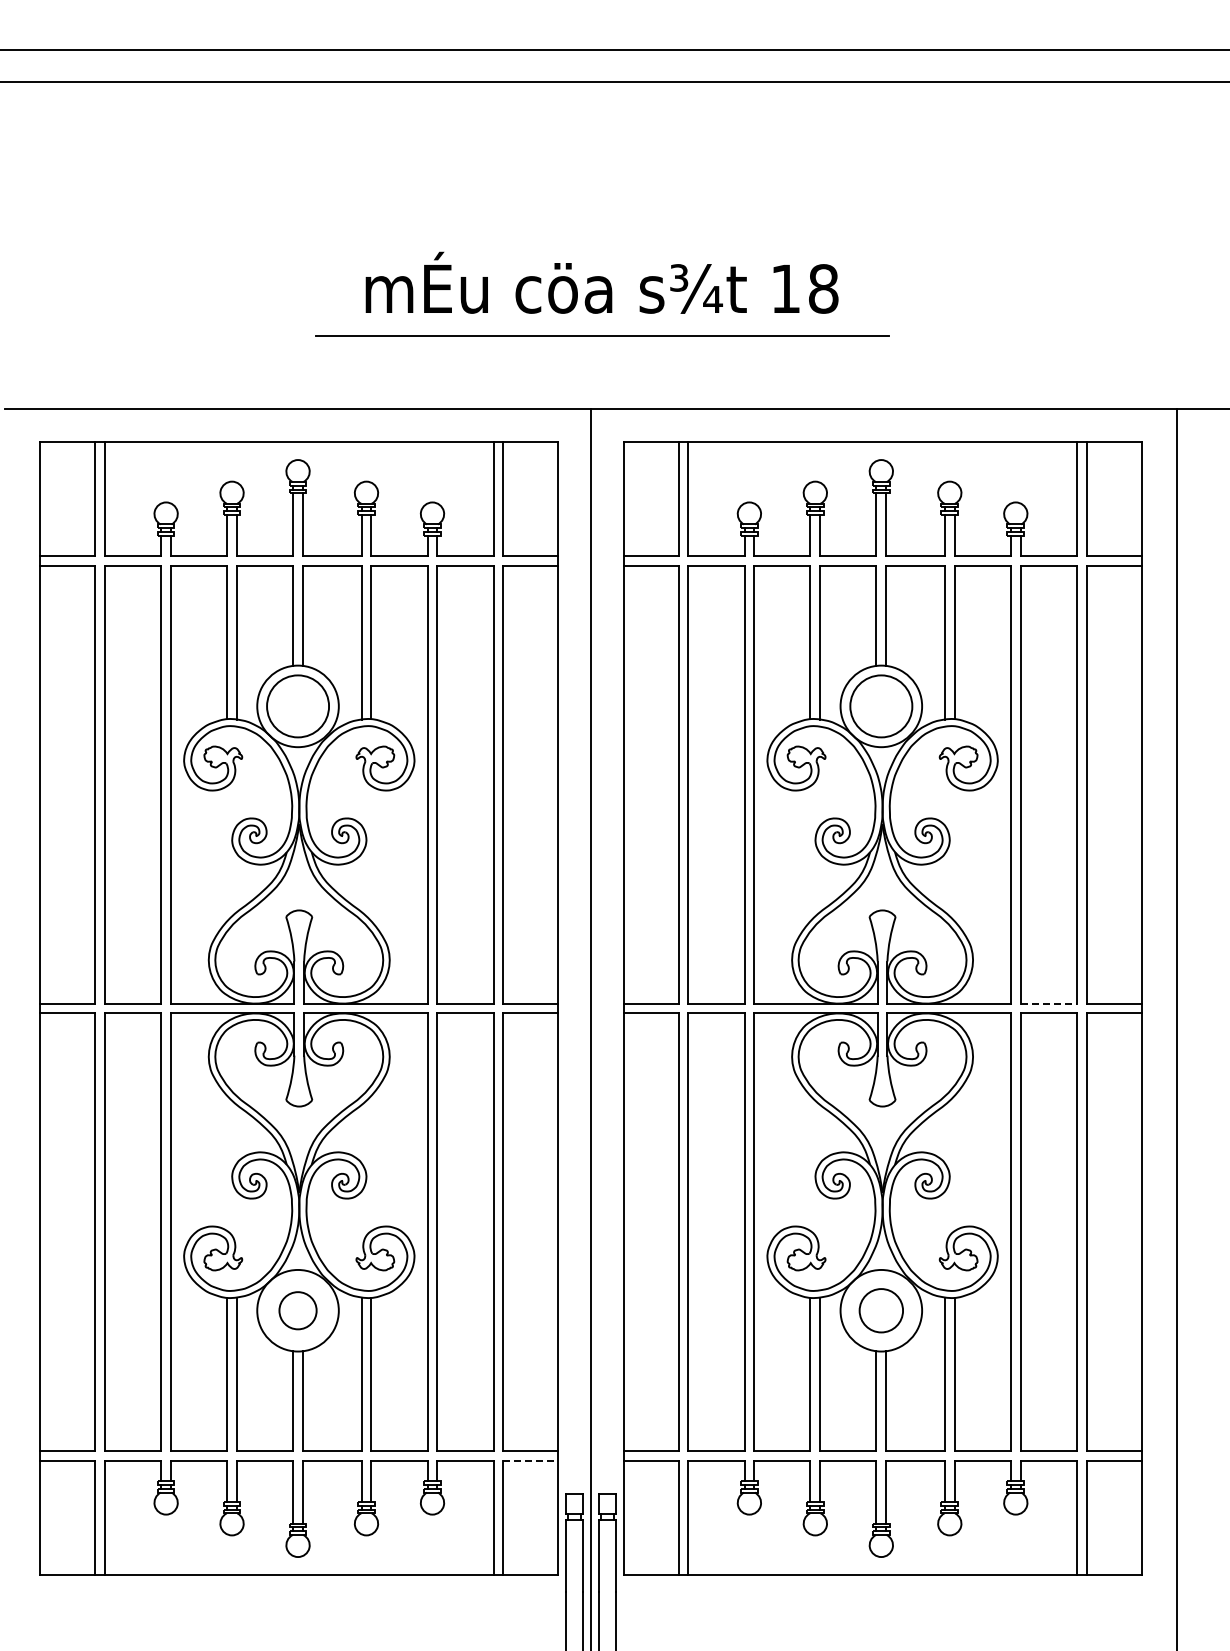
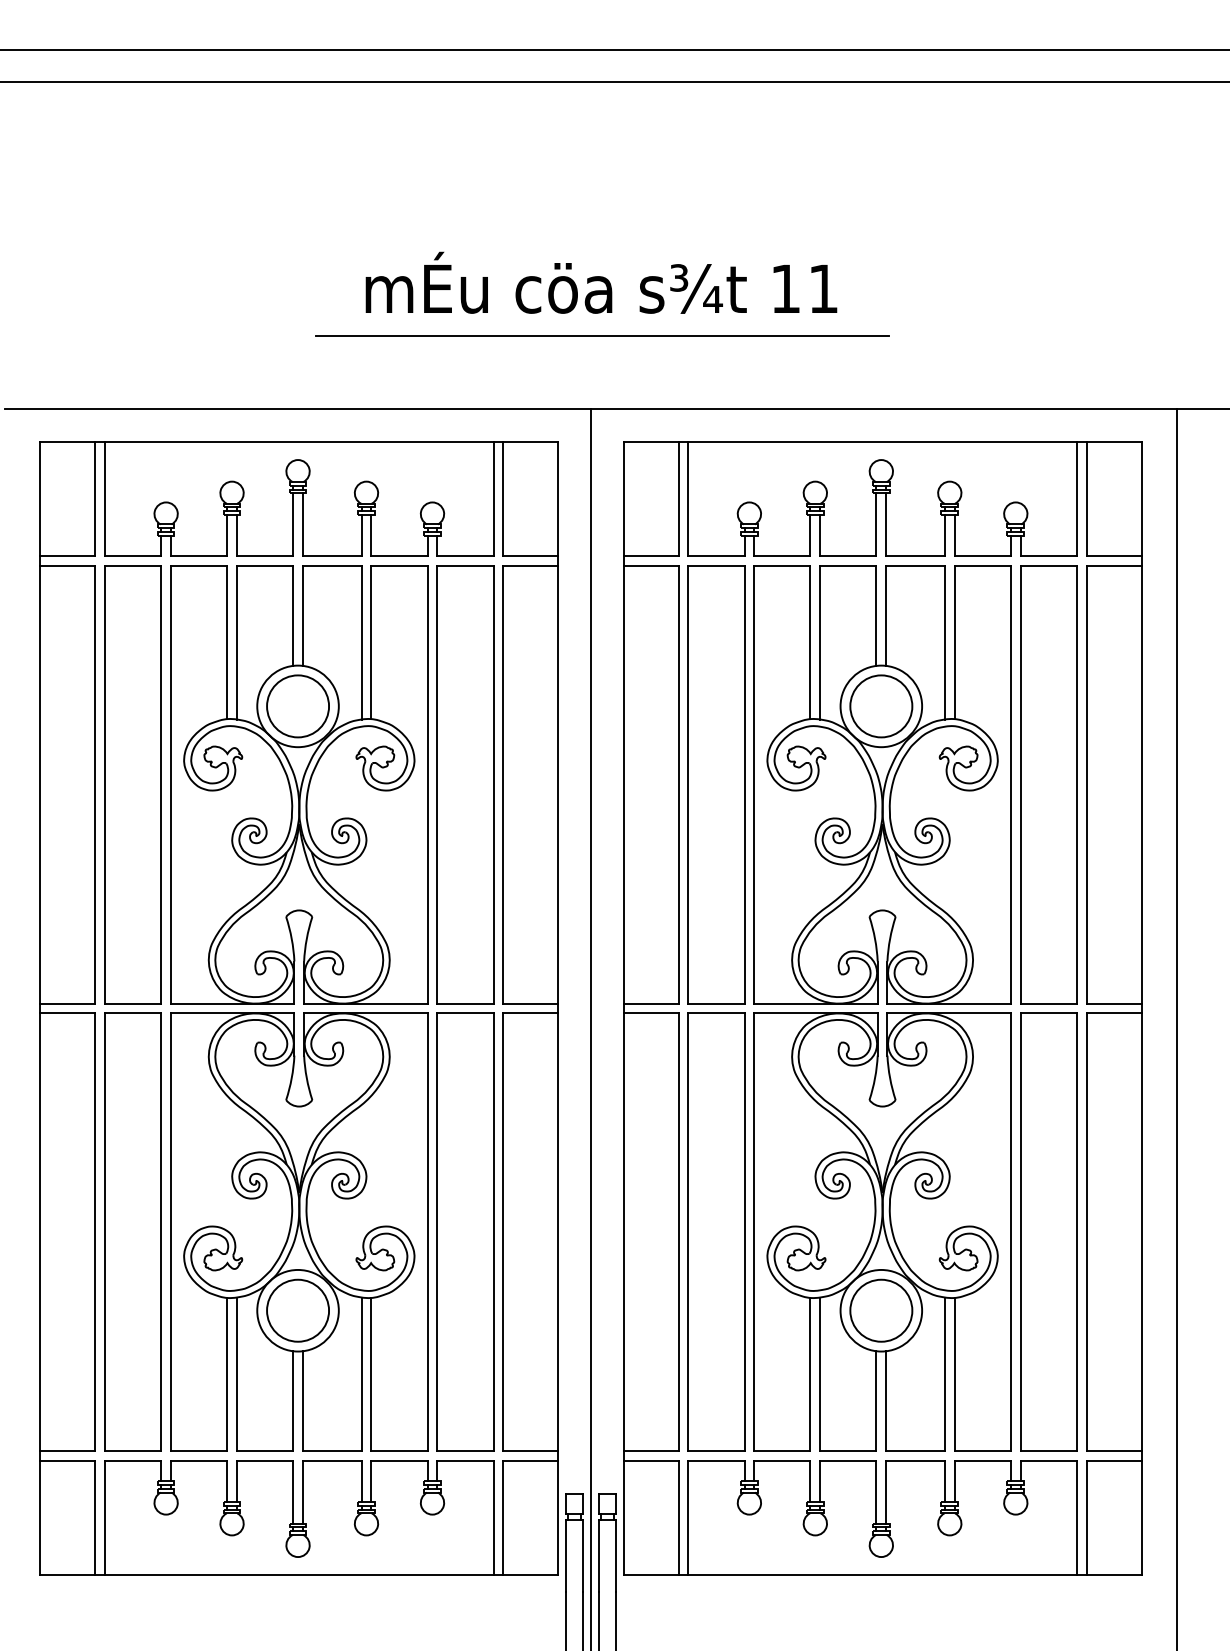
text: 18 -> 11 (823, 288)
line: dashed -> solid (1049, 1003)
circle diameter: 37 px -> 62 px (298, 1310)
circle diameter: 43 px -> 62 px (881, 1310)
line: dashed -> solid (531, 1461)
